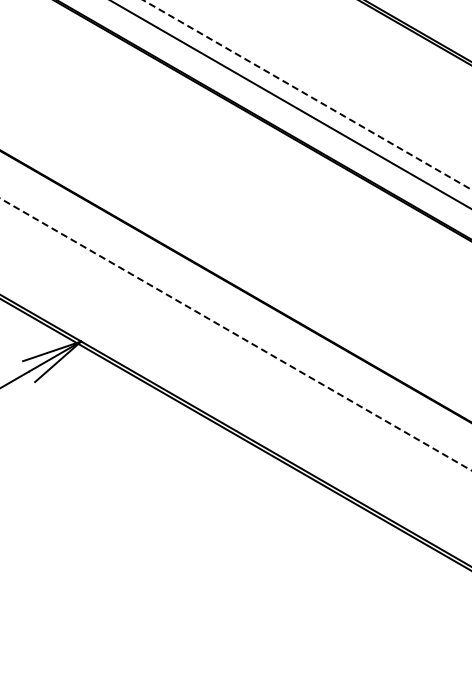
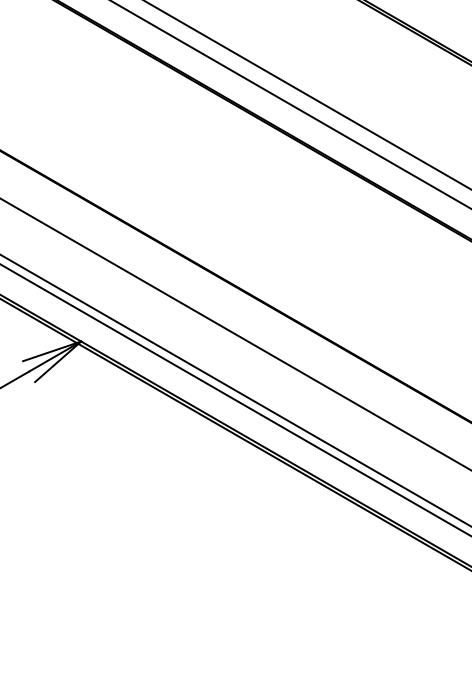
line: dashed -> solid (307, 94)
line: dashed -> solid (235, 334)
line: none -> present (235, 390)
line: none -> present (235, 399)
